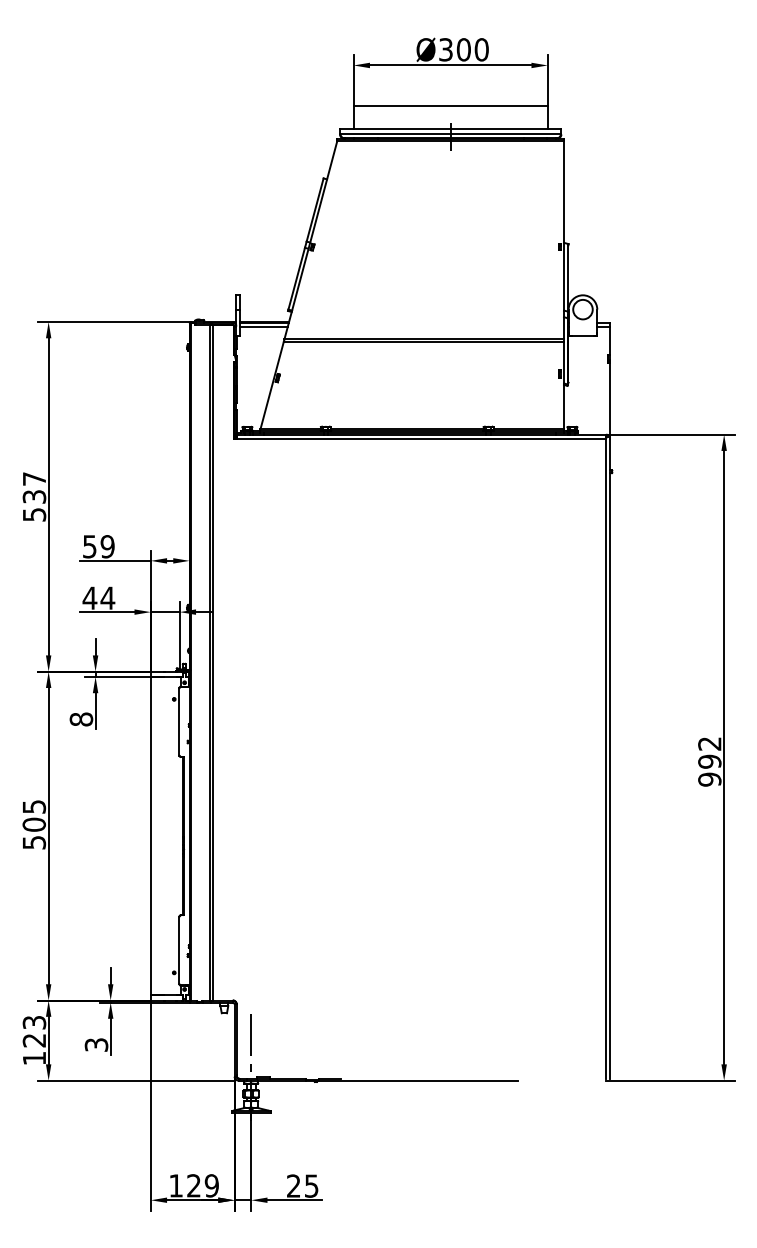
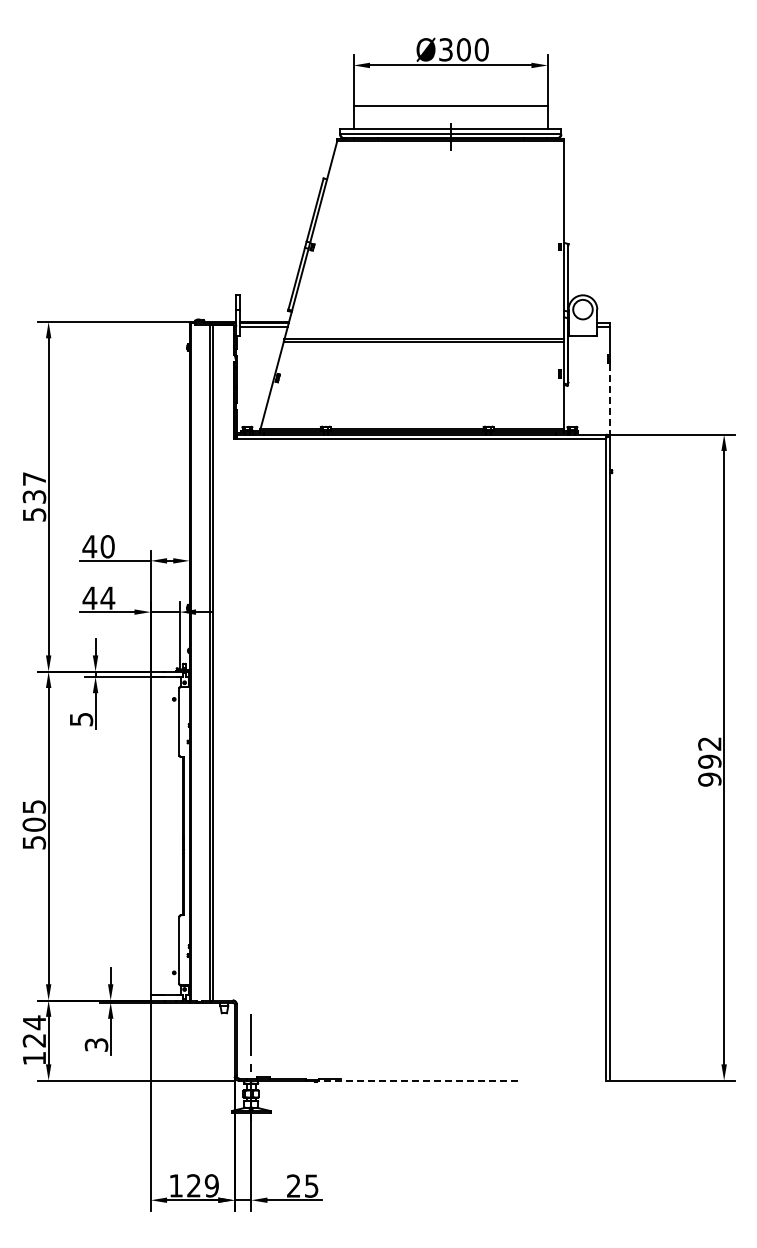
line: solid -> dashed (610, 399)
text: 59 -> 40 (98, 546)
text: 8 -> 5 (81, 719)
text: 123 -> 124 (34, 1022)
line: solid -> dashed (417, 1080)
